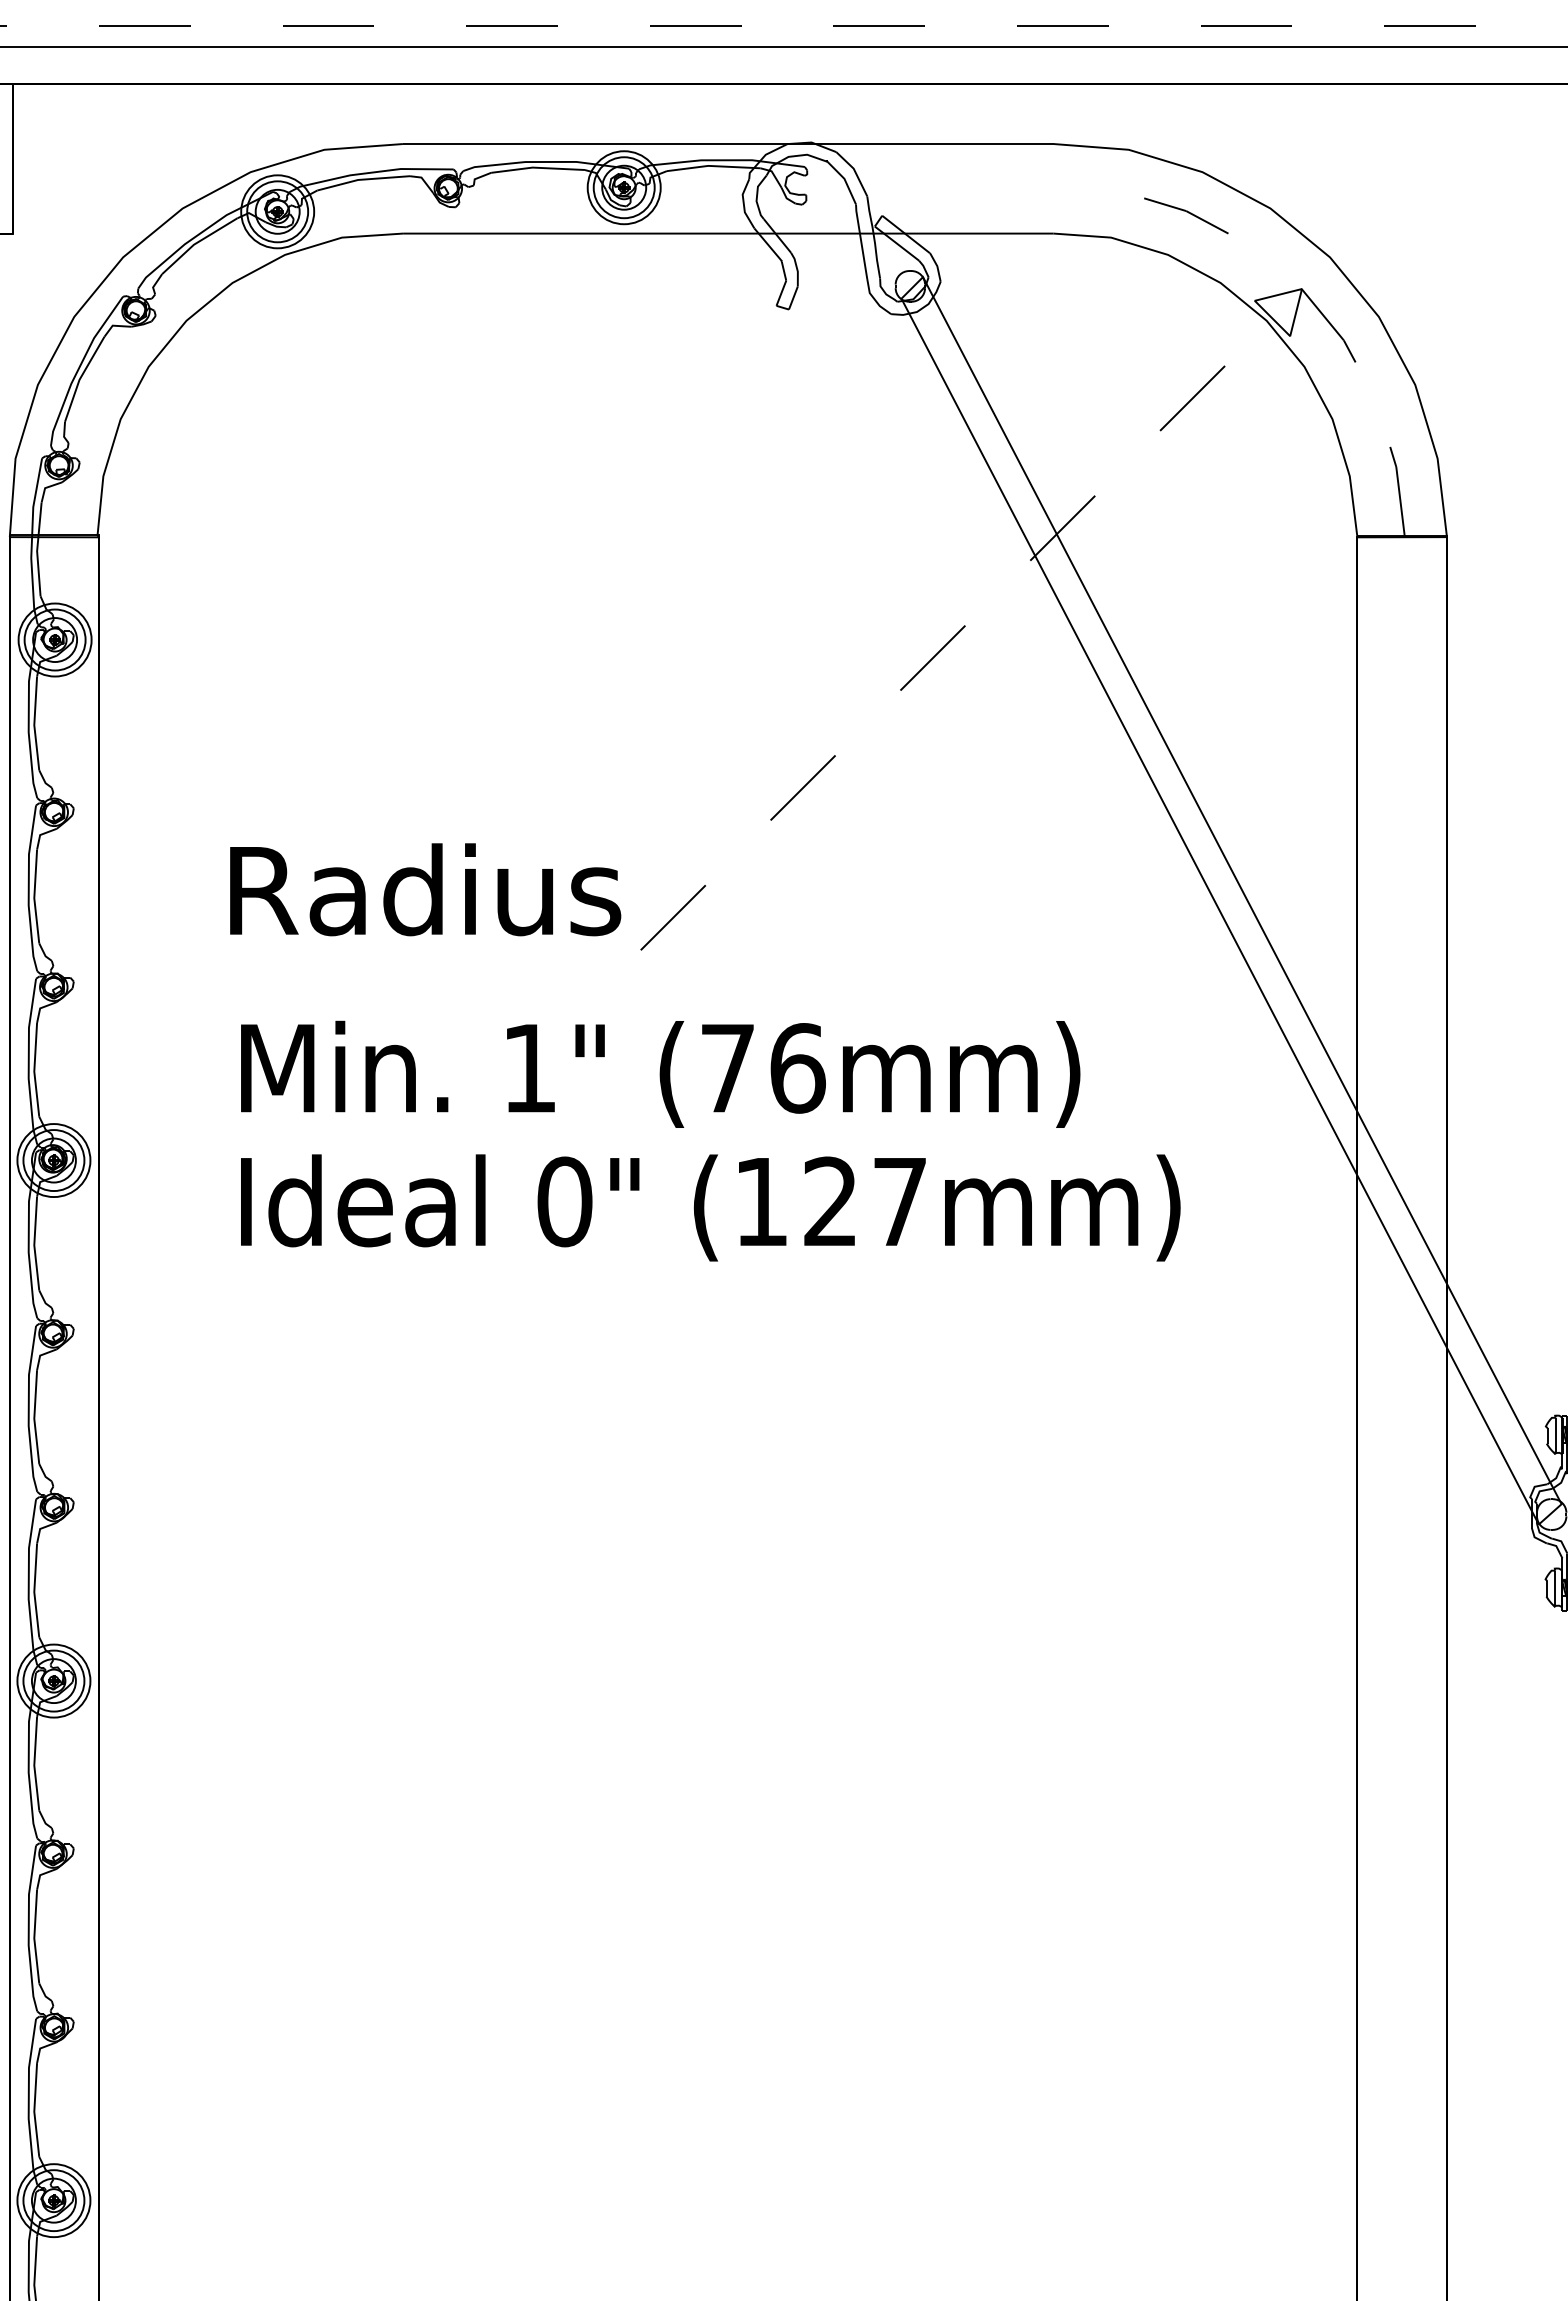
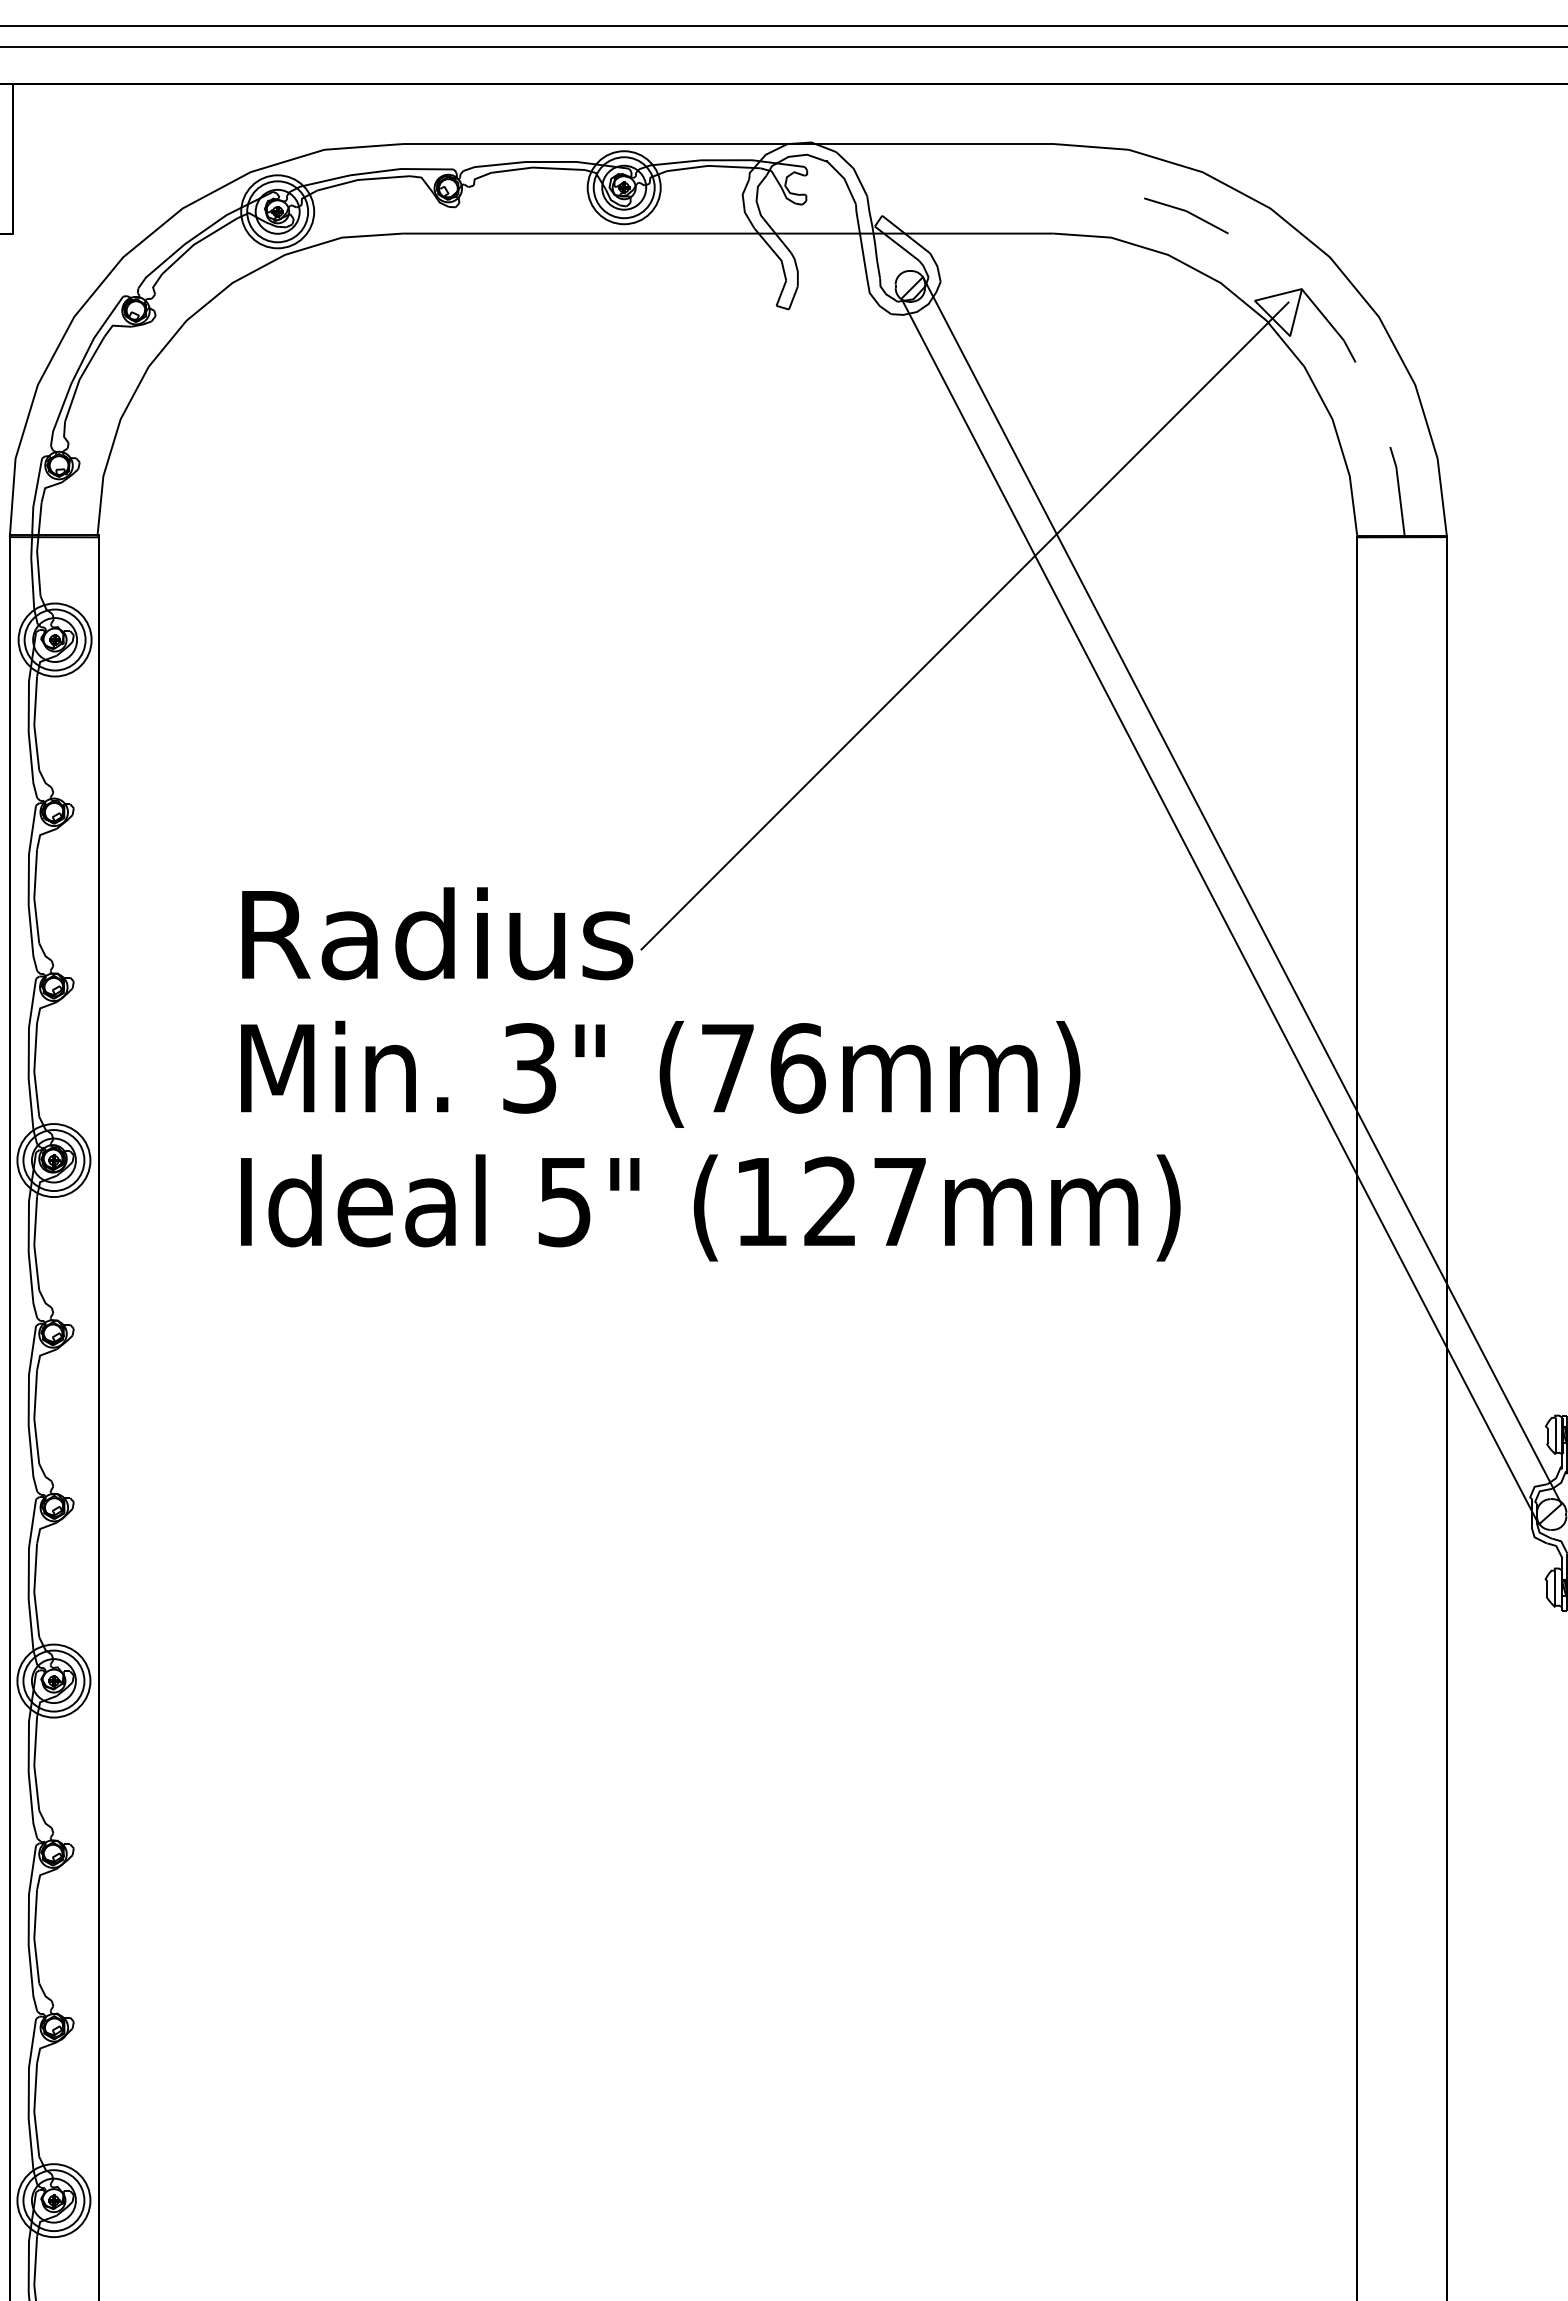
line: dashed -> solid (784, 26)
line: dashed -> solid (965, 626)
text position: (425, 889) -> (437, 933) (437, 933)
text: 1" -> 3" (529, 1068)
text: 0" -> 5" (564, 1201)
